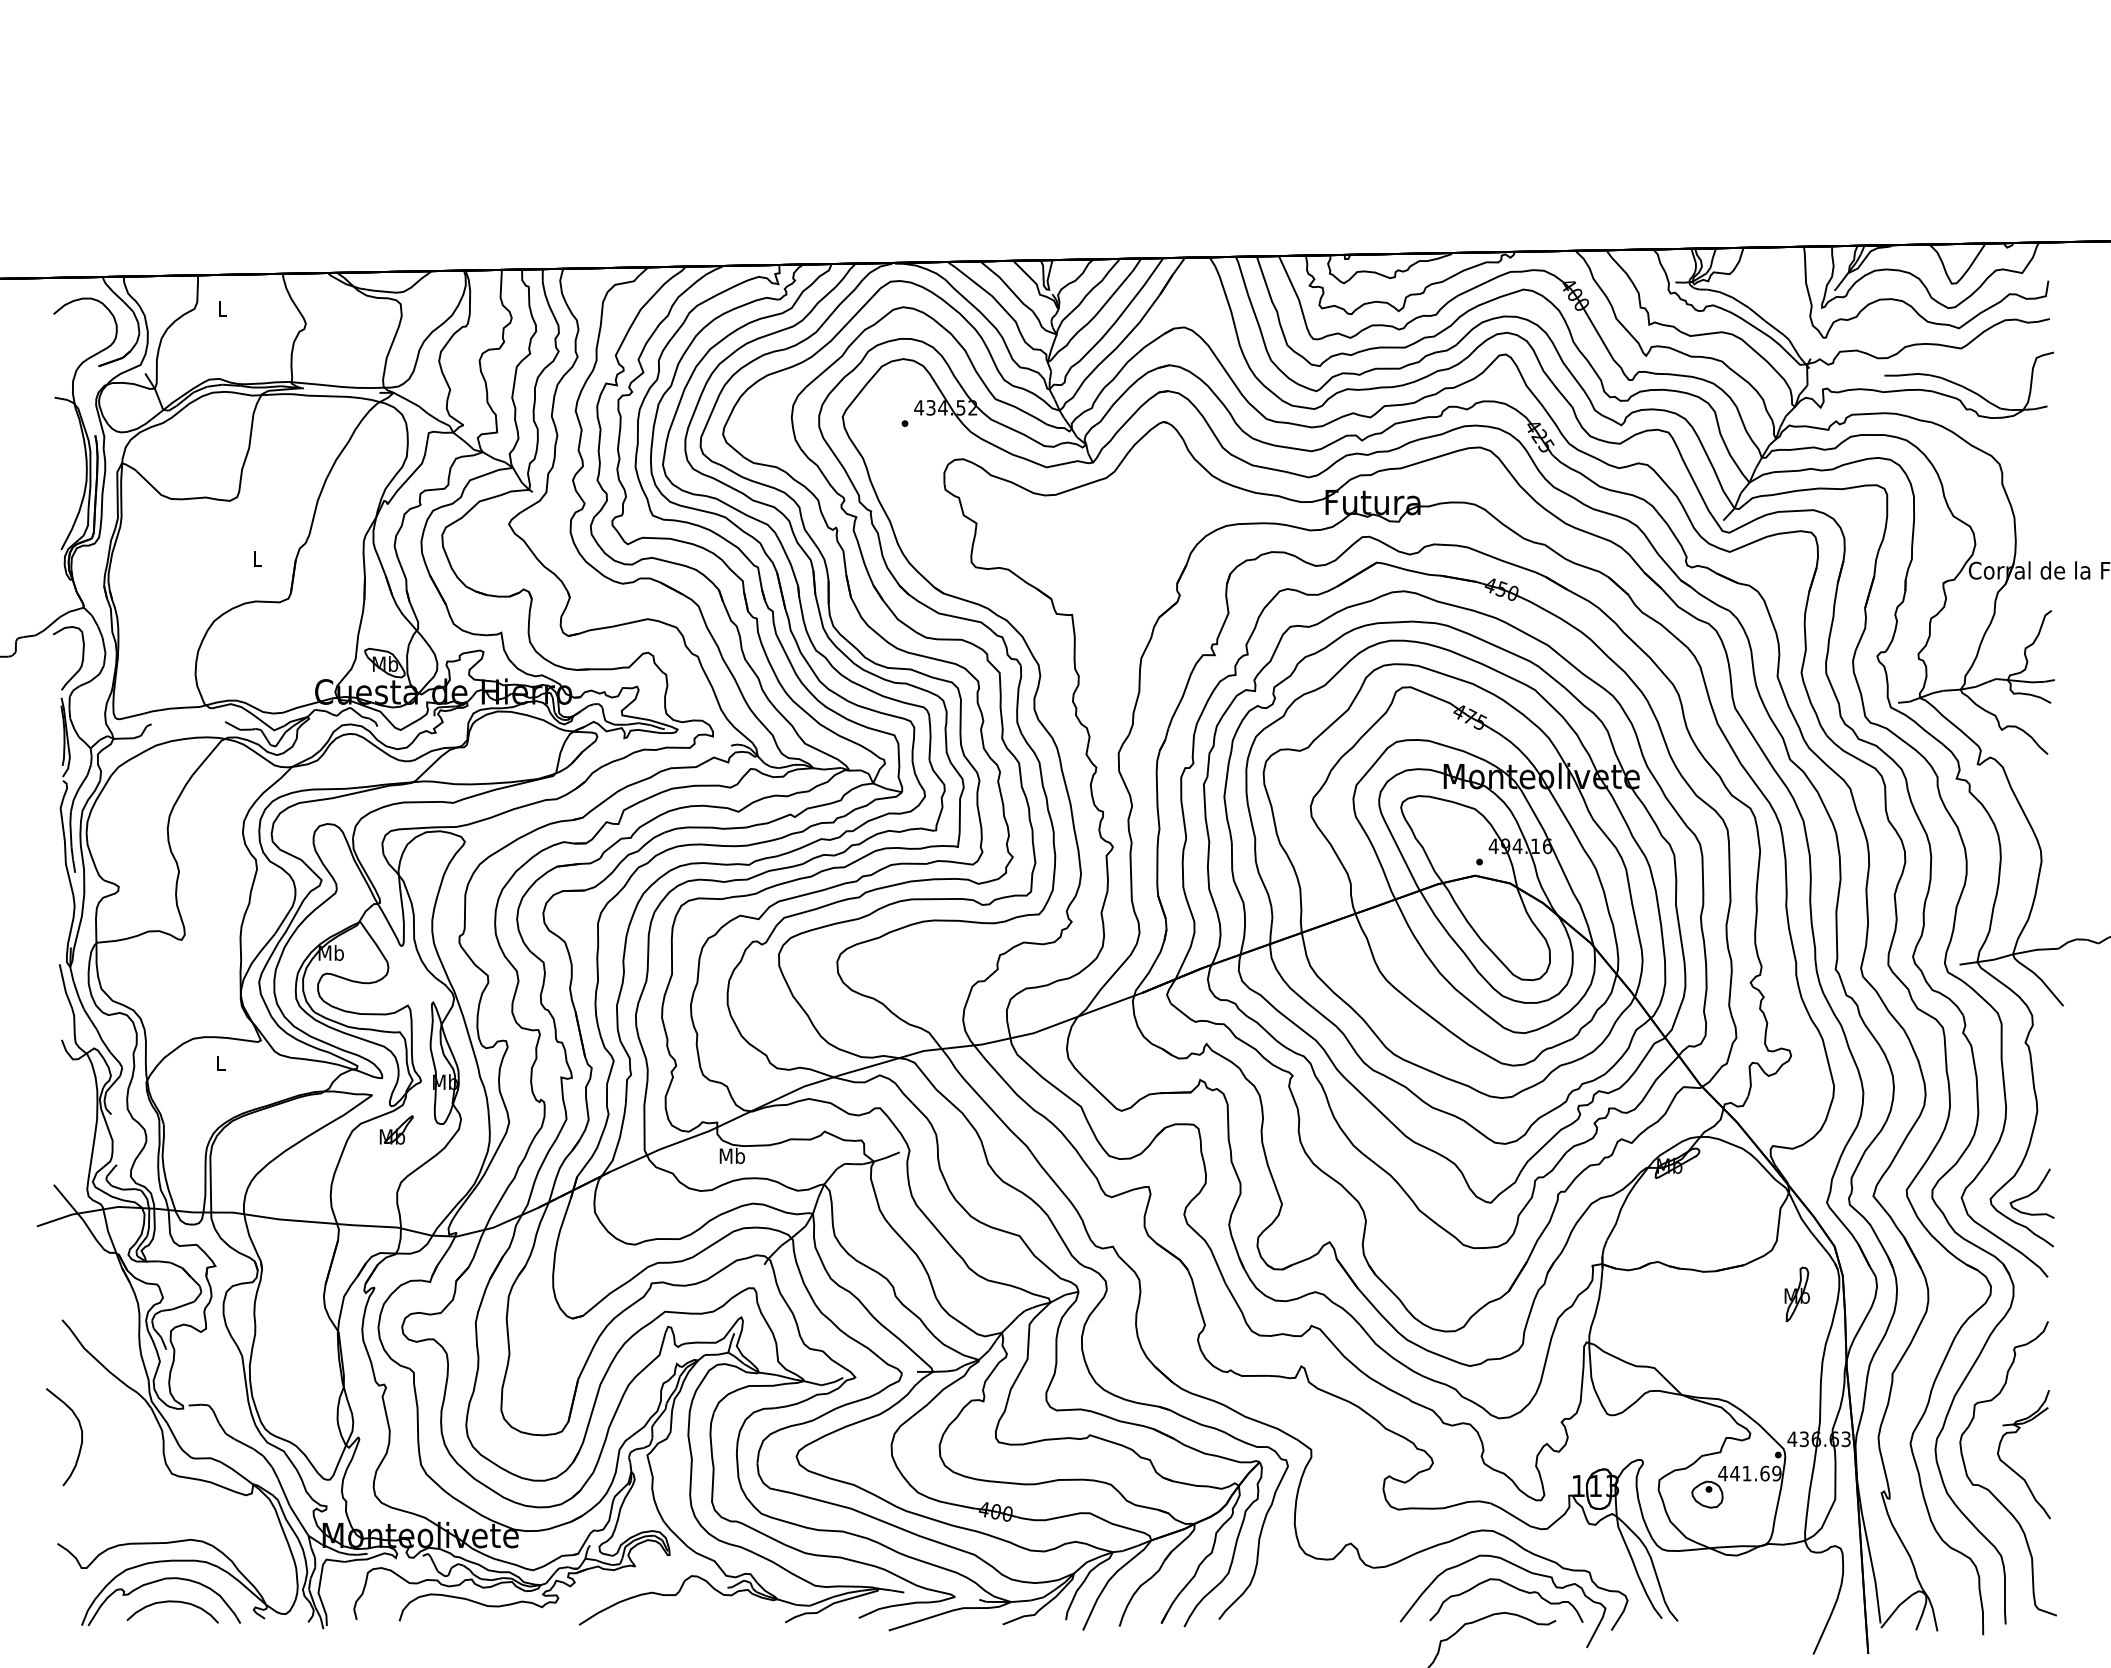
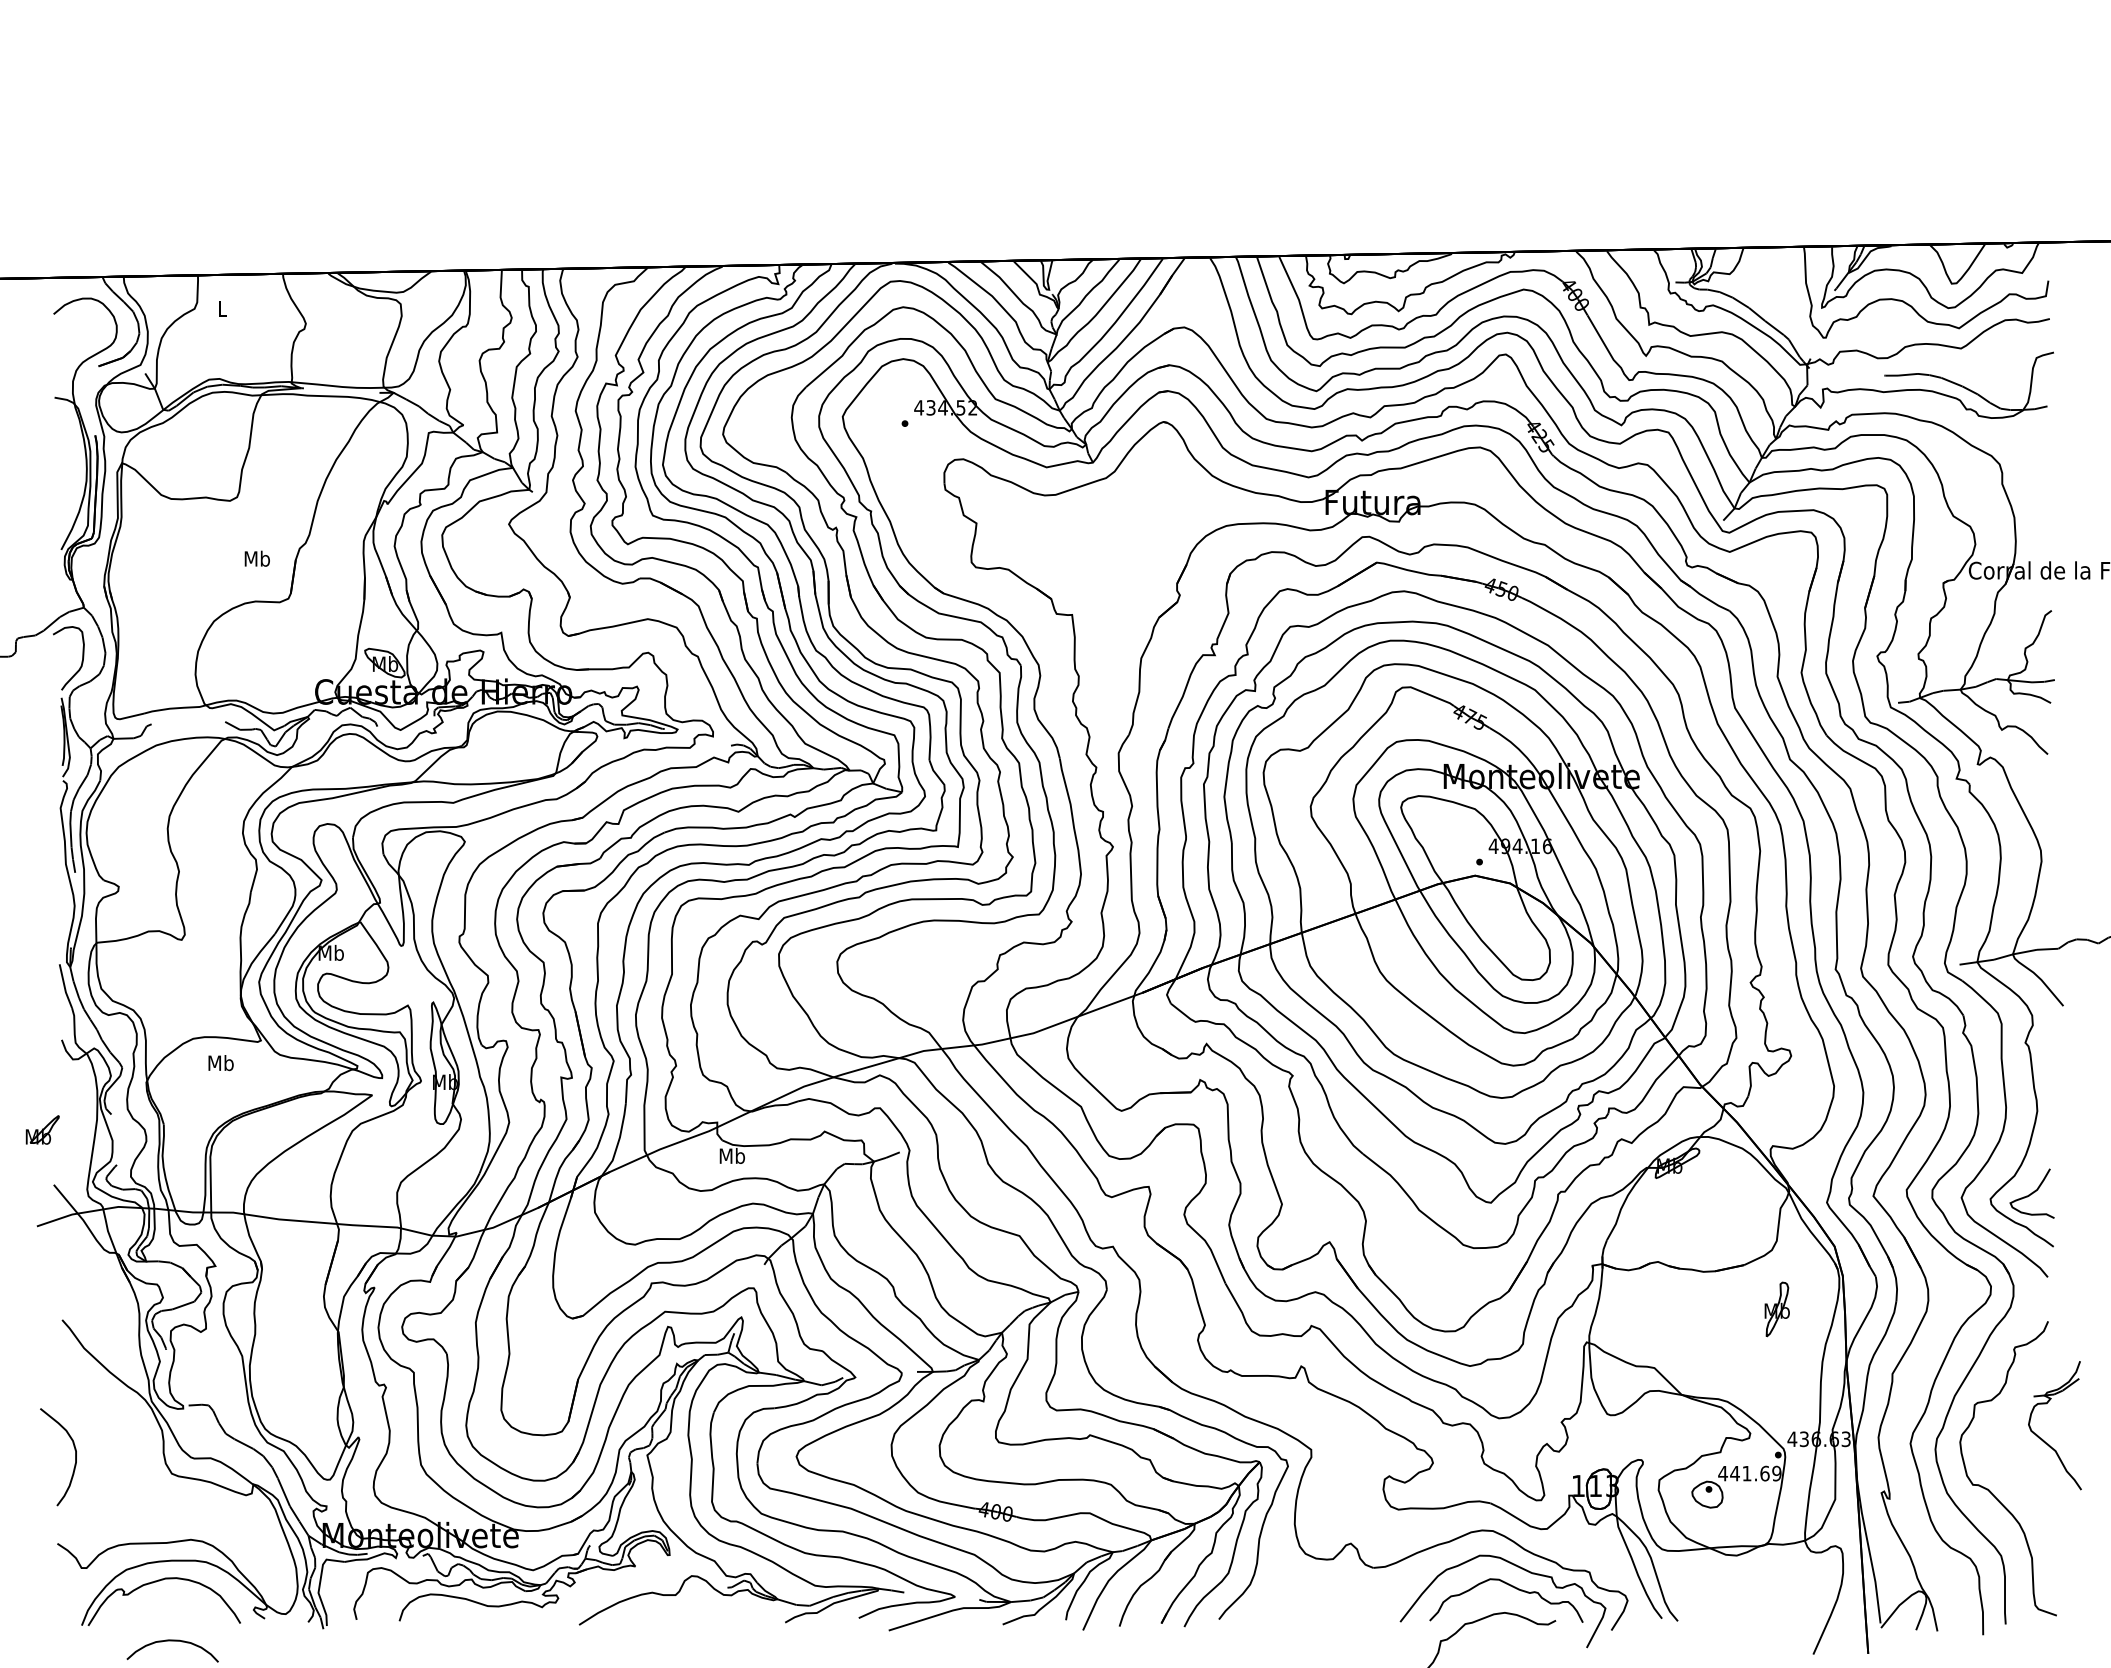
text: L -> Mb (256, 558)
text: L -> Mb (220, 1063)
part position: (396, 1129) -> (42, 1129) (42, 1129)
part position: (1796, 1294) -> (1776, 1309) (1776, 1309)
curve position: (81, 1437) -> (75, 1457) (75, 1457)
part position: (2011, 1467) -> (2042, 1438) (2042, 1438)
curve position: (172, 1602) -> (172, 1641) (172, 1641)
